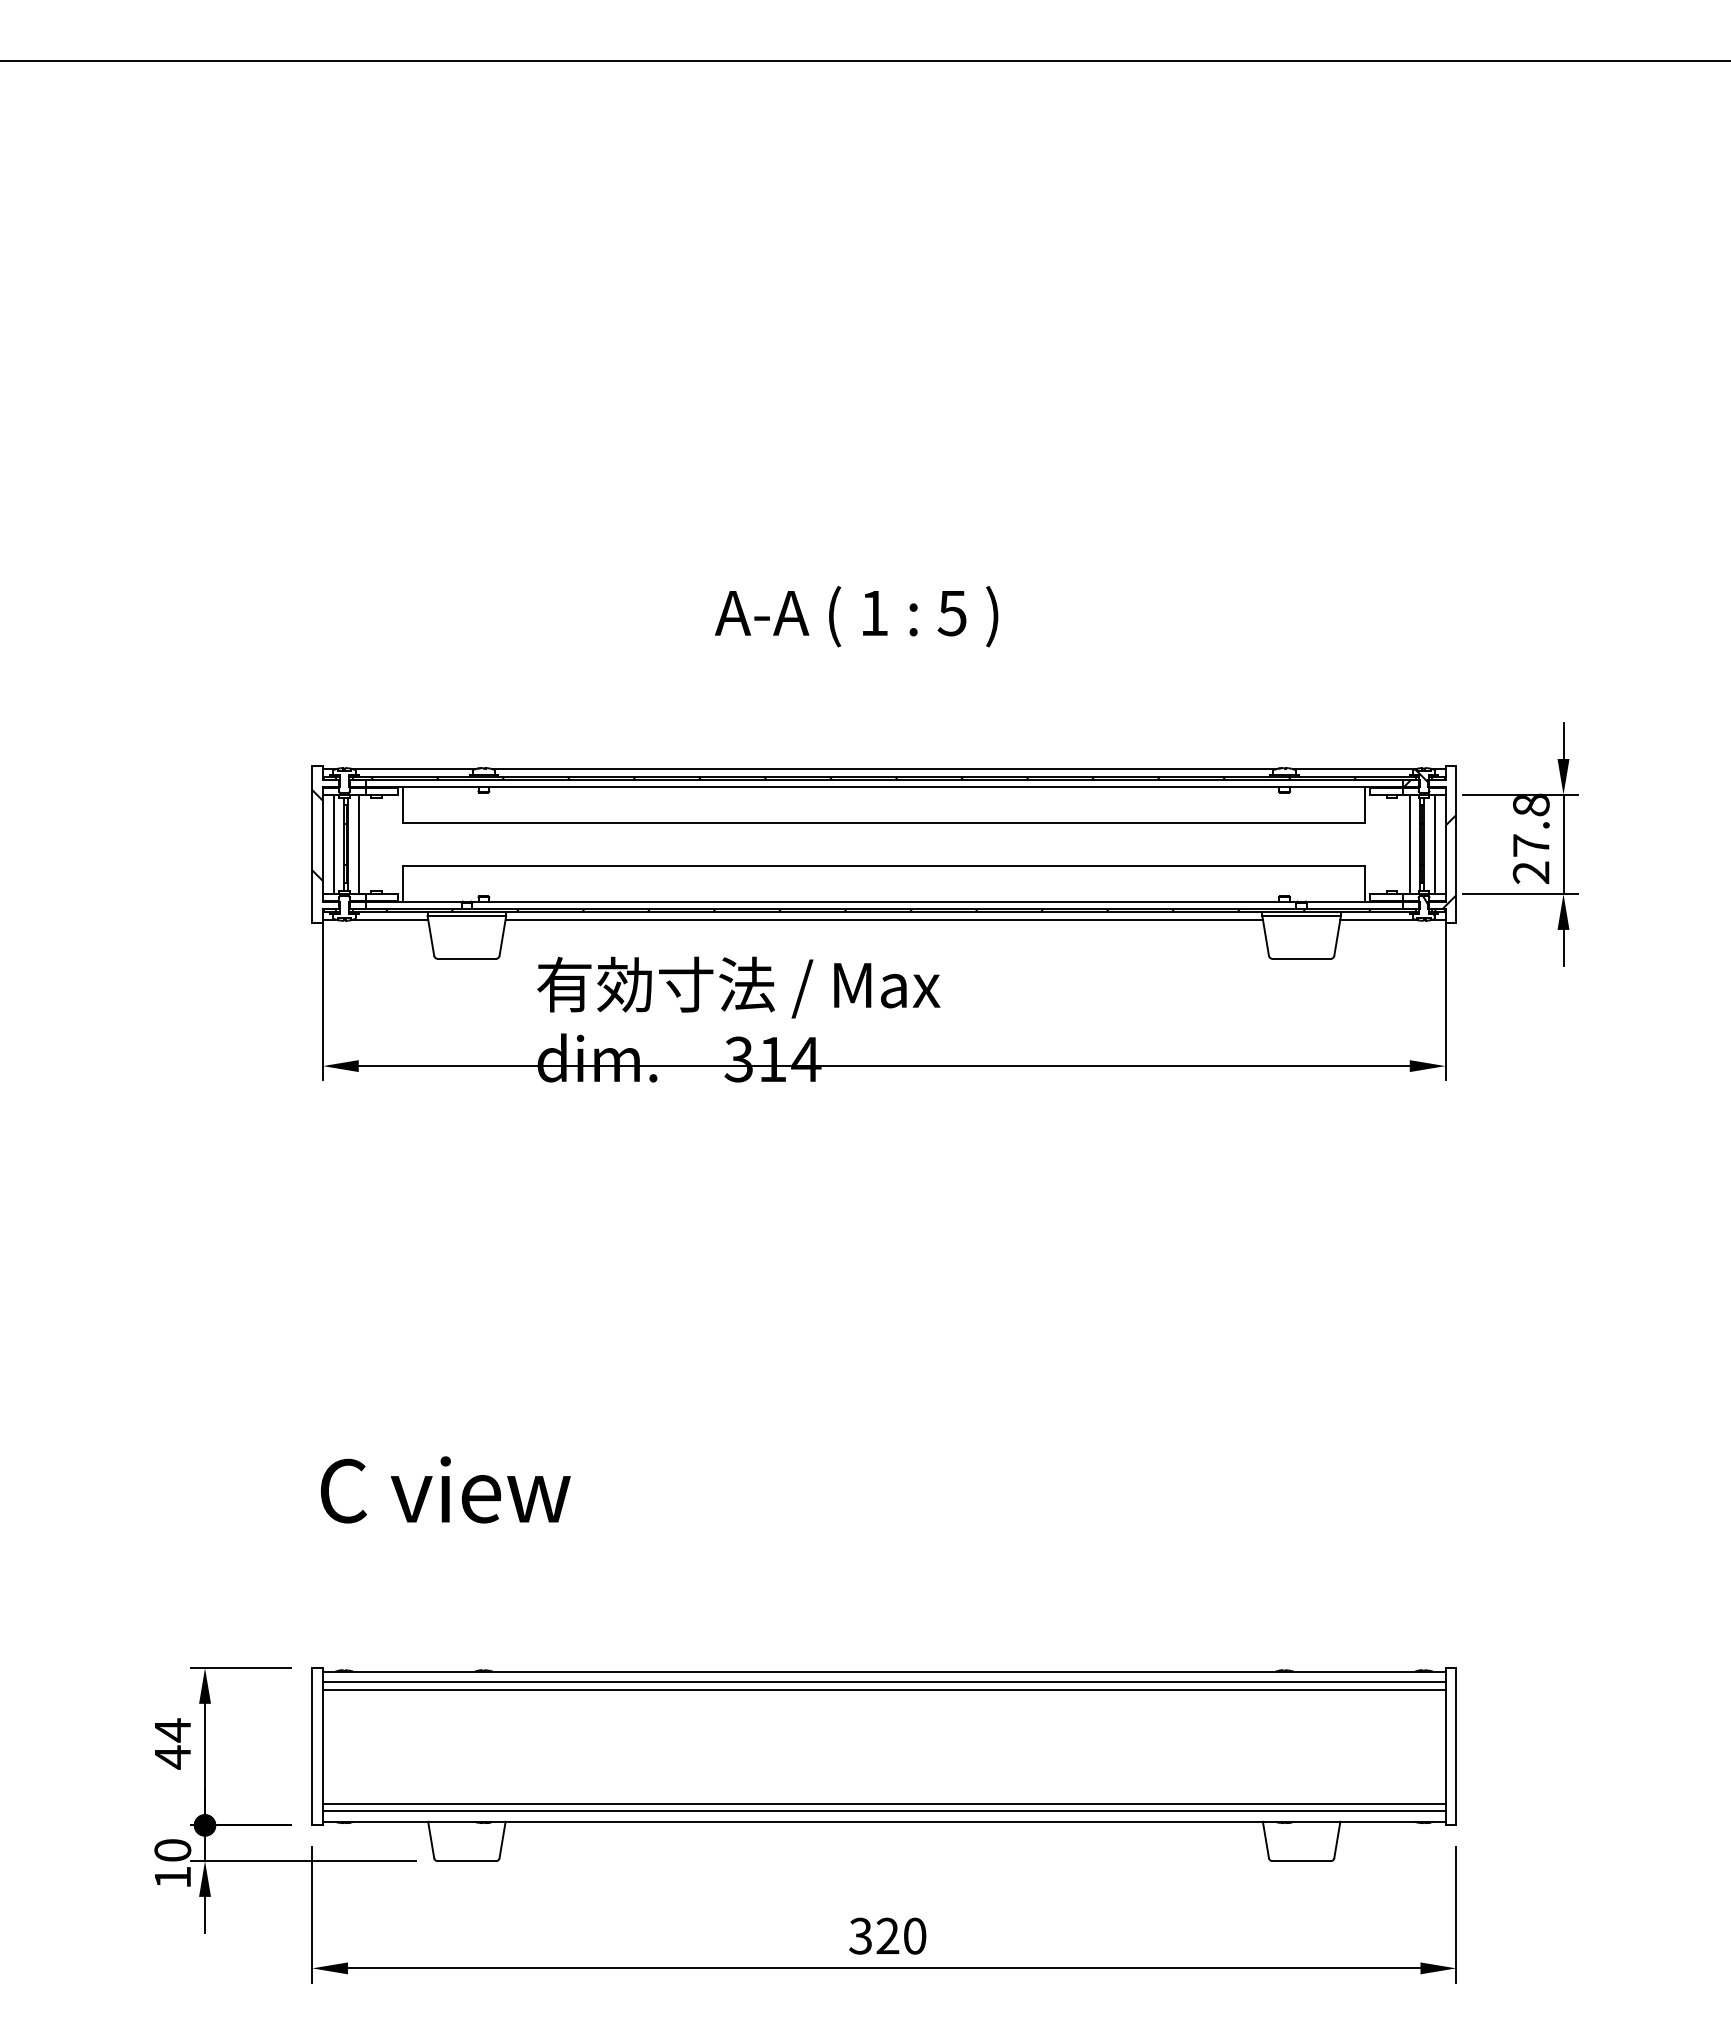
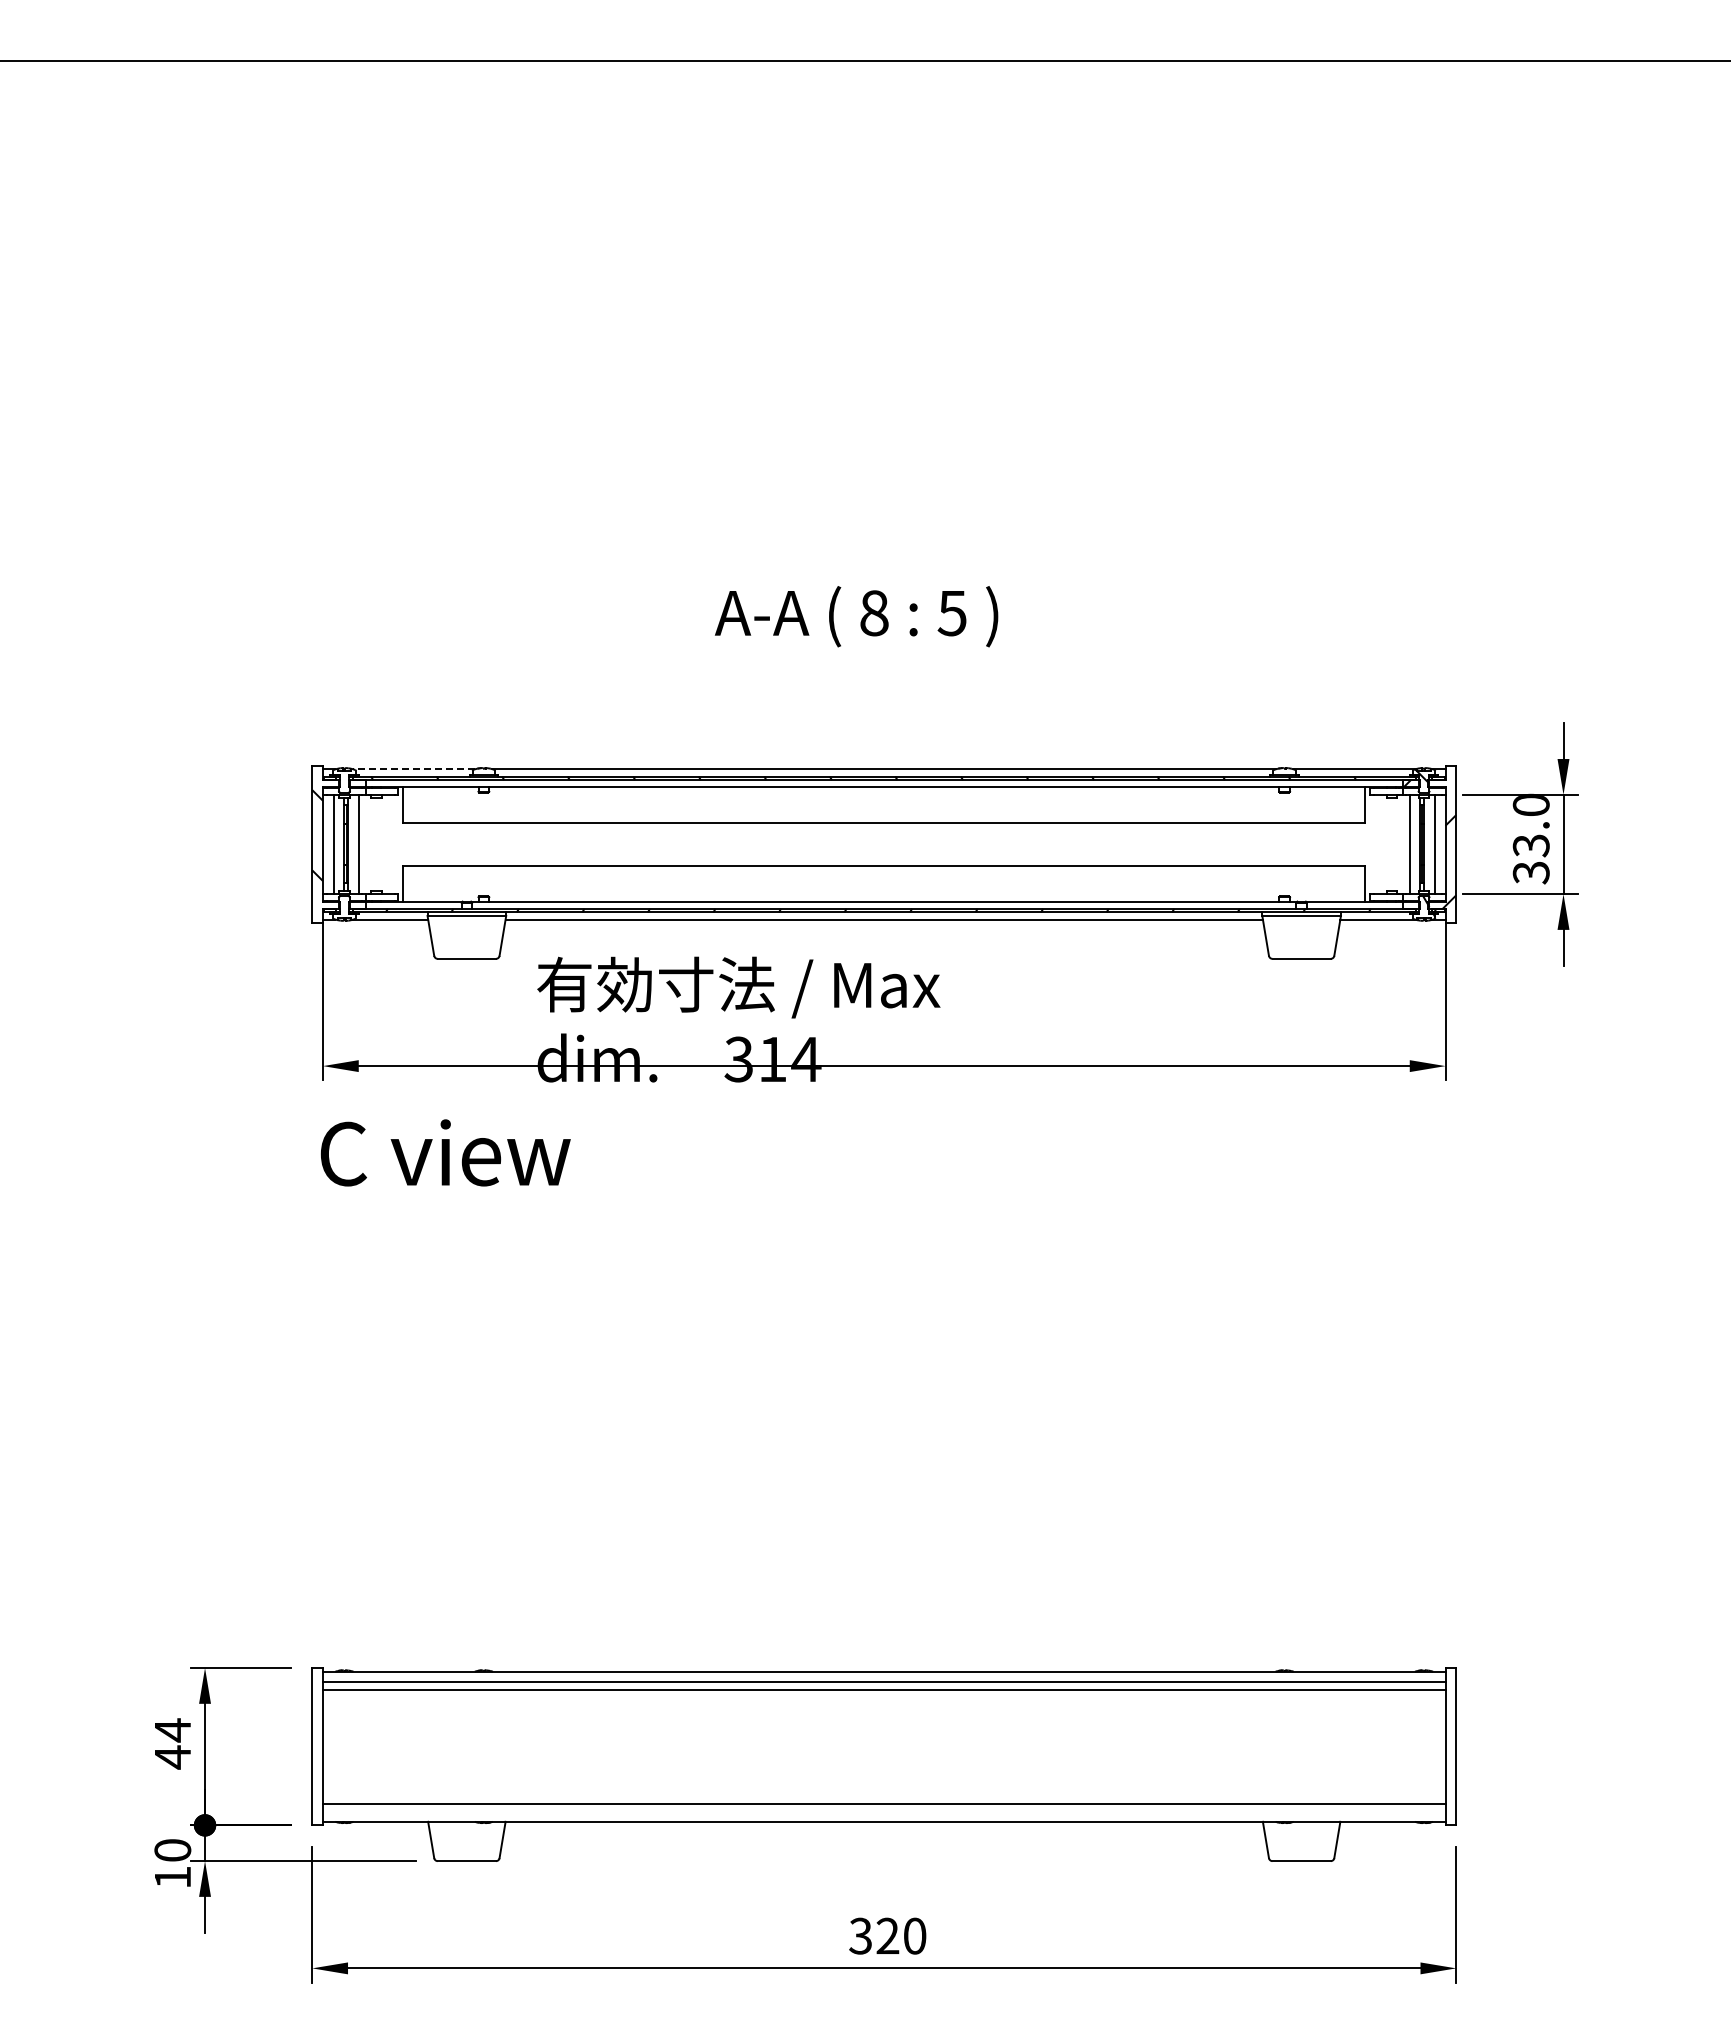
text: 1 -> 8 (874, 613)
line: solid -> dashed (414, 769)
text: 27.8 -> 33.0 (1530, 838)
text position: (445, 1489) -> (445, 1152) (445, 1152)
line: present -> none (884, 1811)
